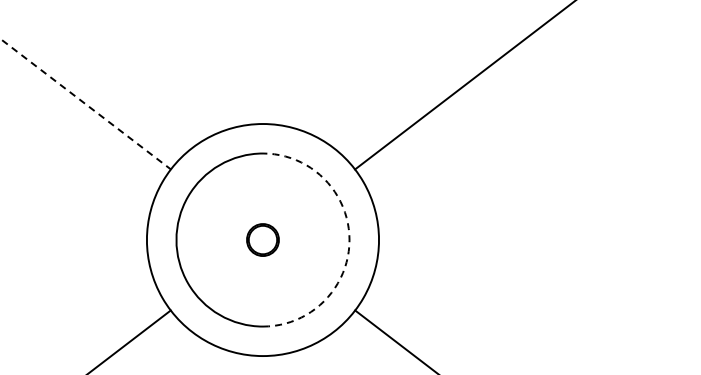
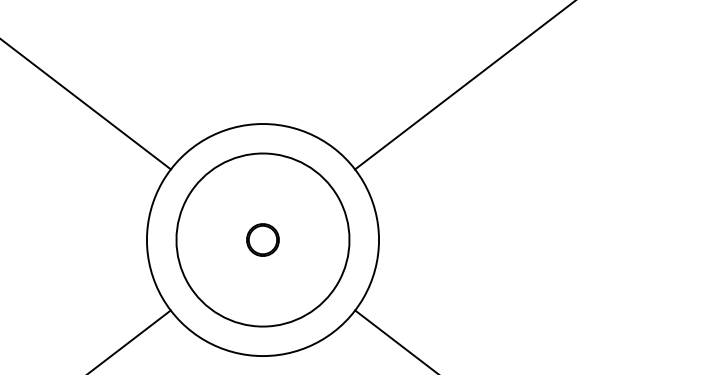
line: dashed -> solid (86, 104)
arc: dashed -> solid (349, 240)
